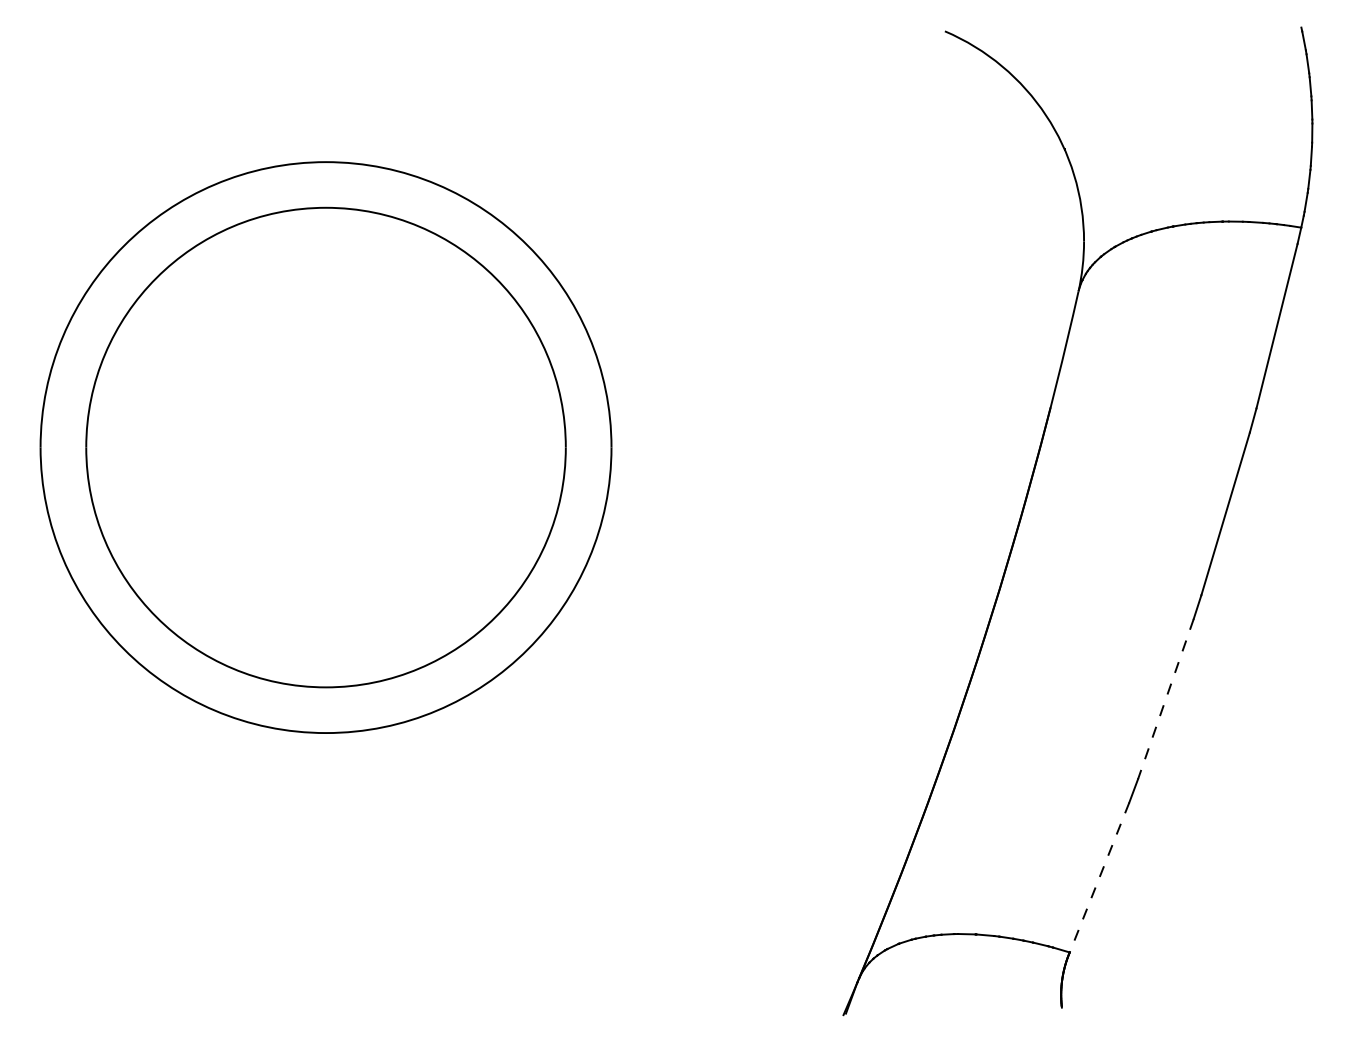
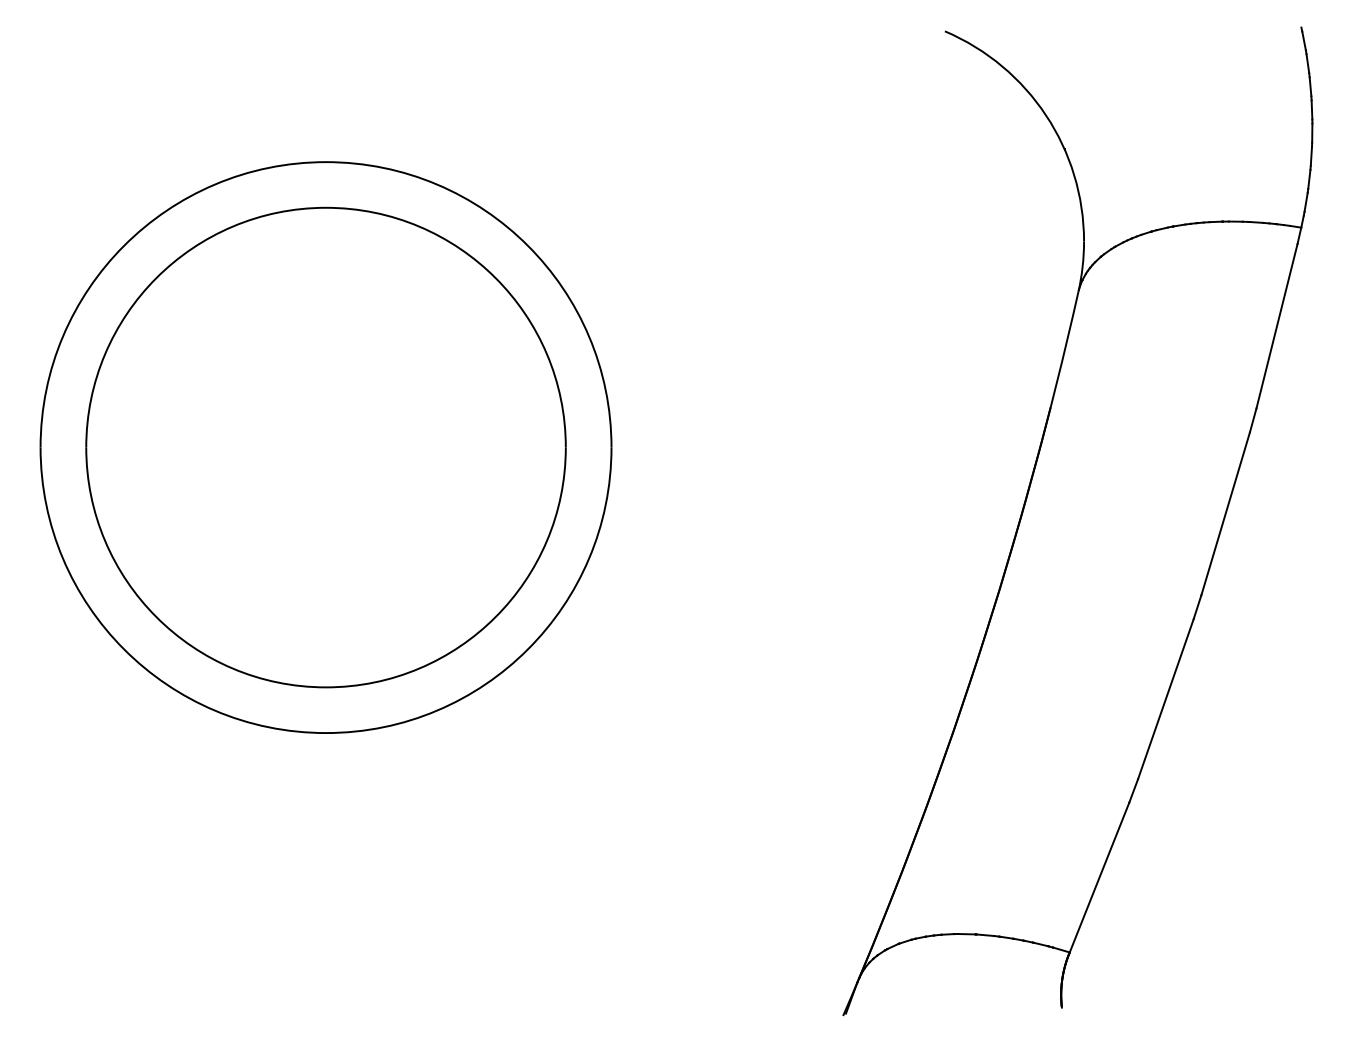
line: dashed -> solid (1165, 699)
line: dashed -> solid (1099, 877)
